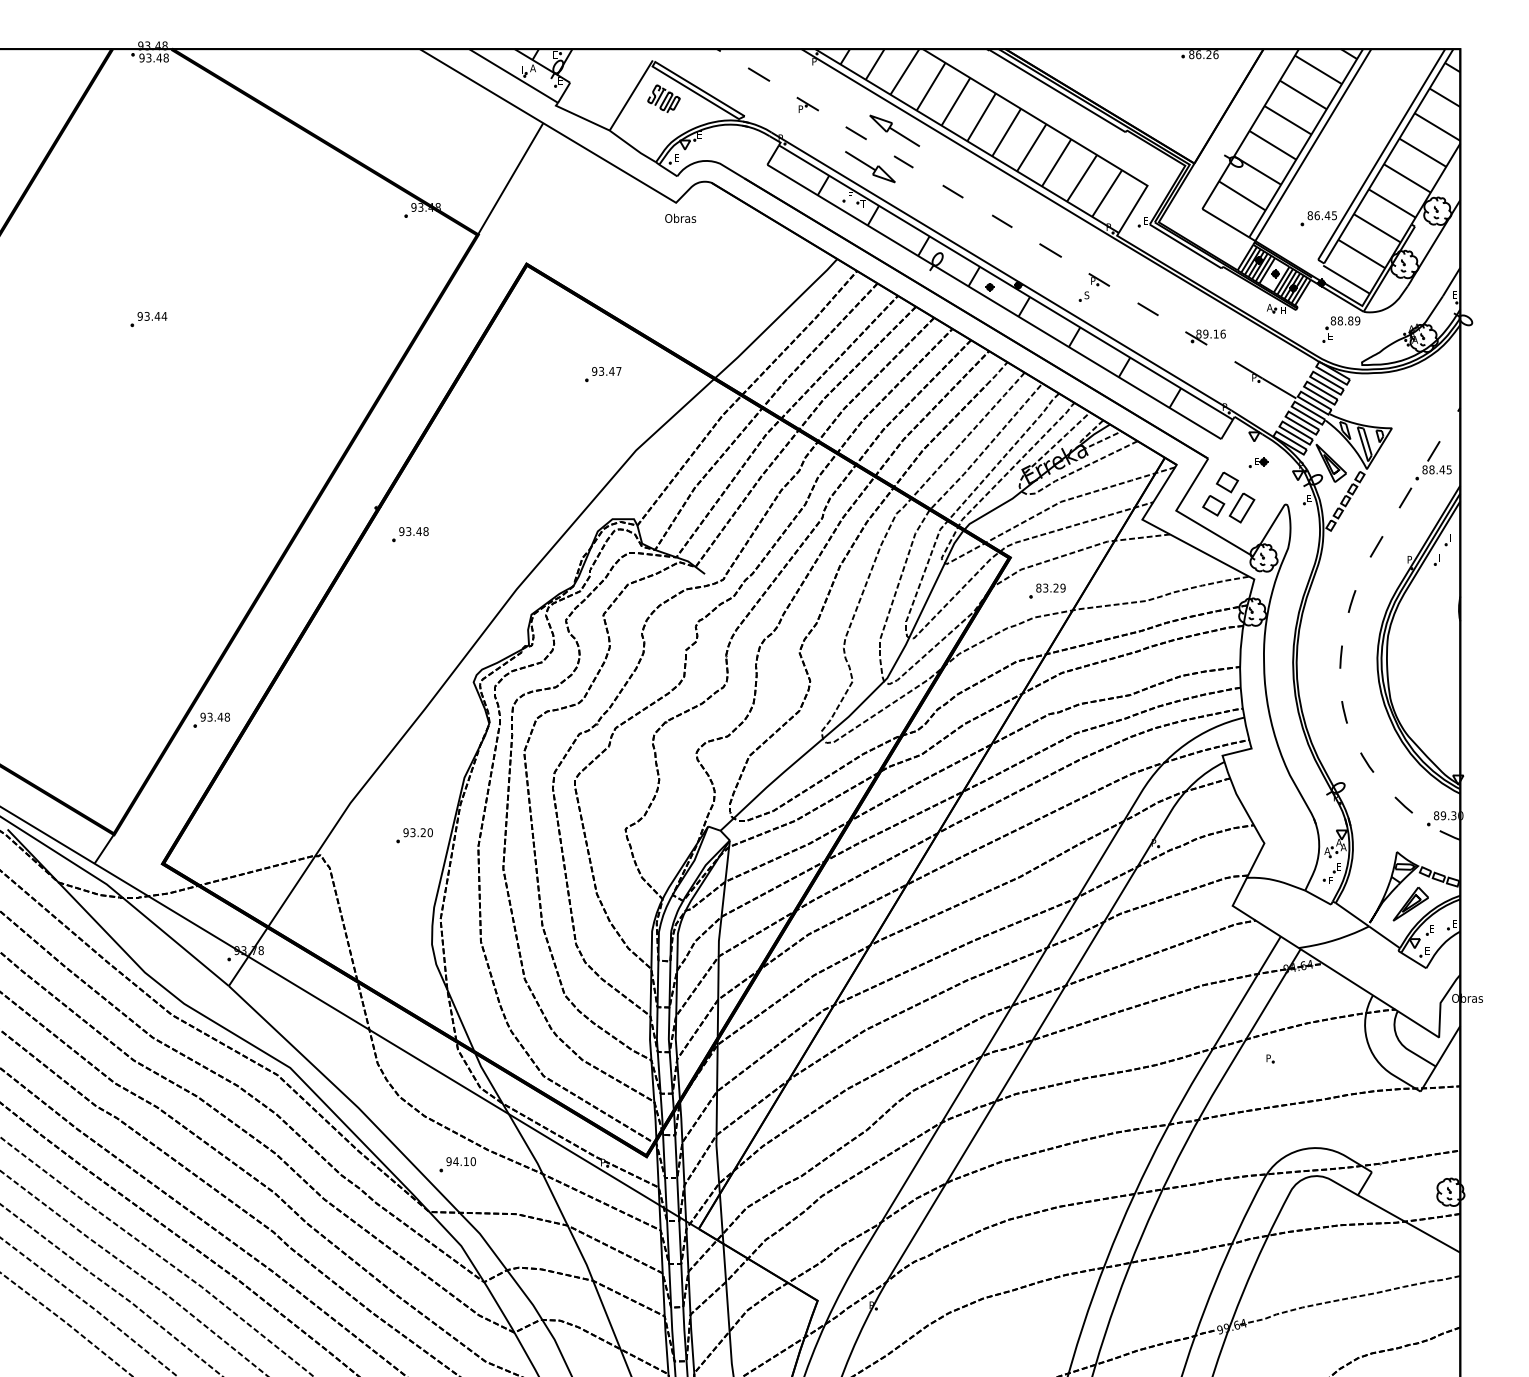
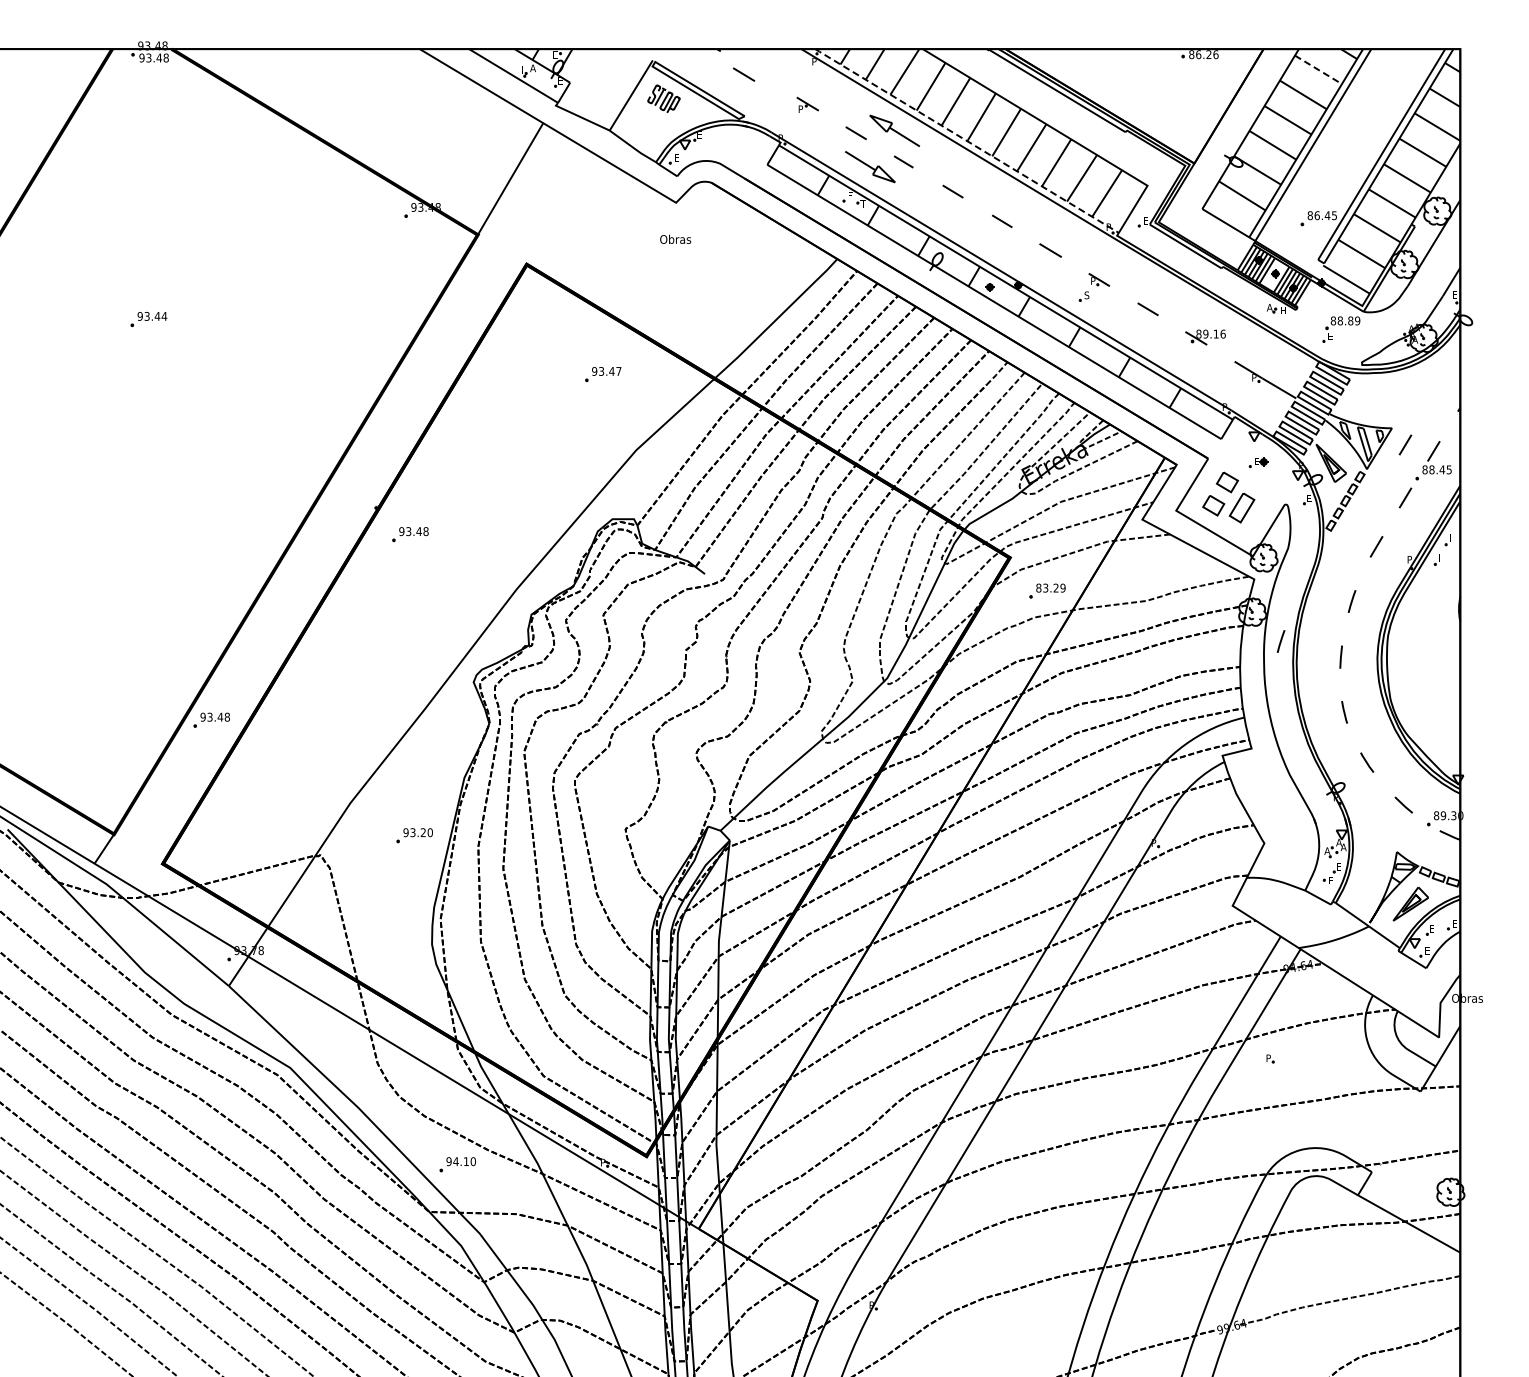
line: solid -> dashed (1318, 70)
line position: (759, 74) -> (744, 74) (744, 74)
line: solid -> dashed (967, 141)
text position: (680, 217) -> (675, 238) (675, 238)
line: none -> present (1405, 444)
line: none -> present (1280, 641)
